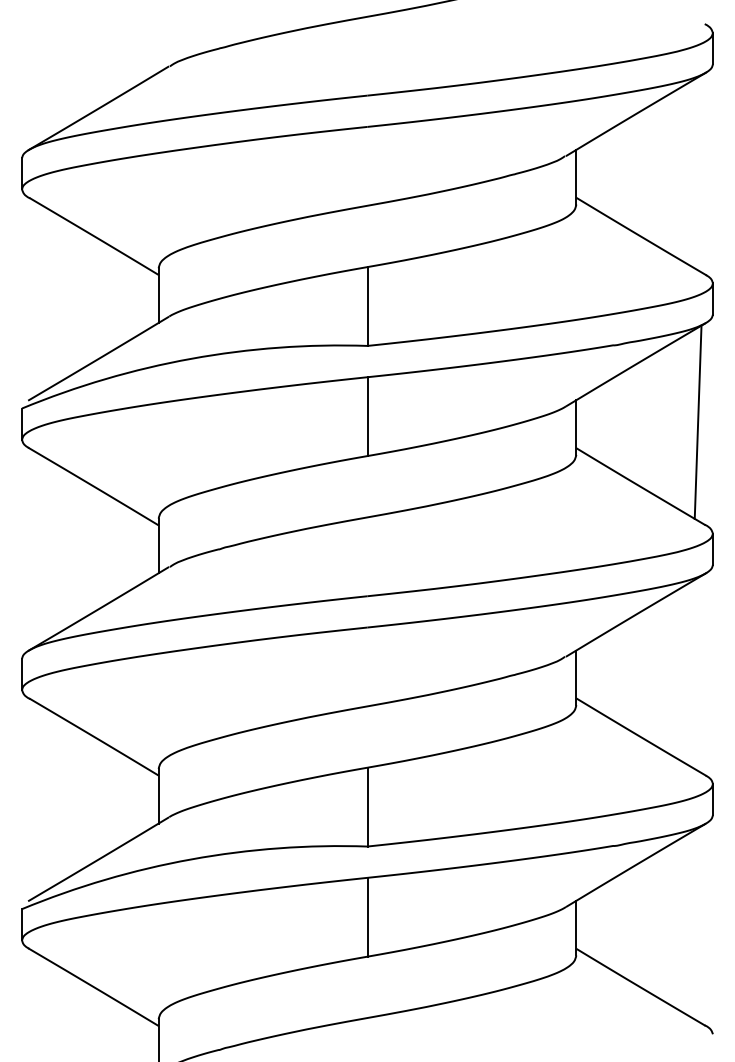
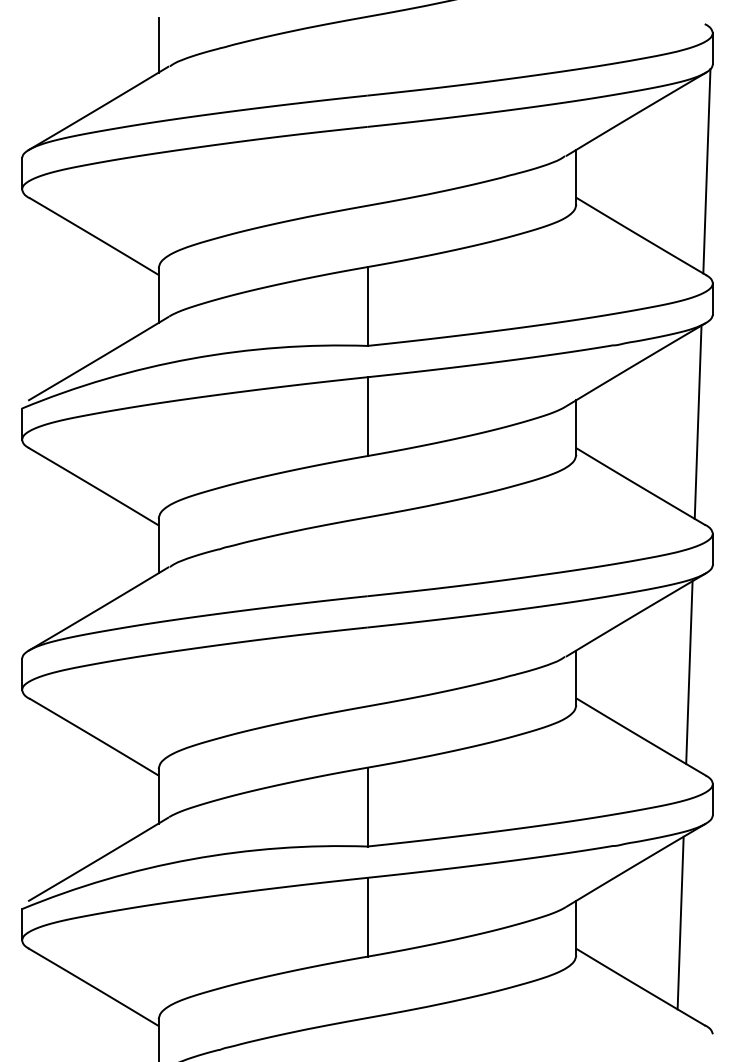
line: none -> present (158, 45)
line: none -> present (706, 171)
line: none -> present (689, 672)
line: none -> present (680, 922)
